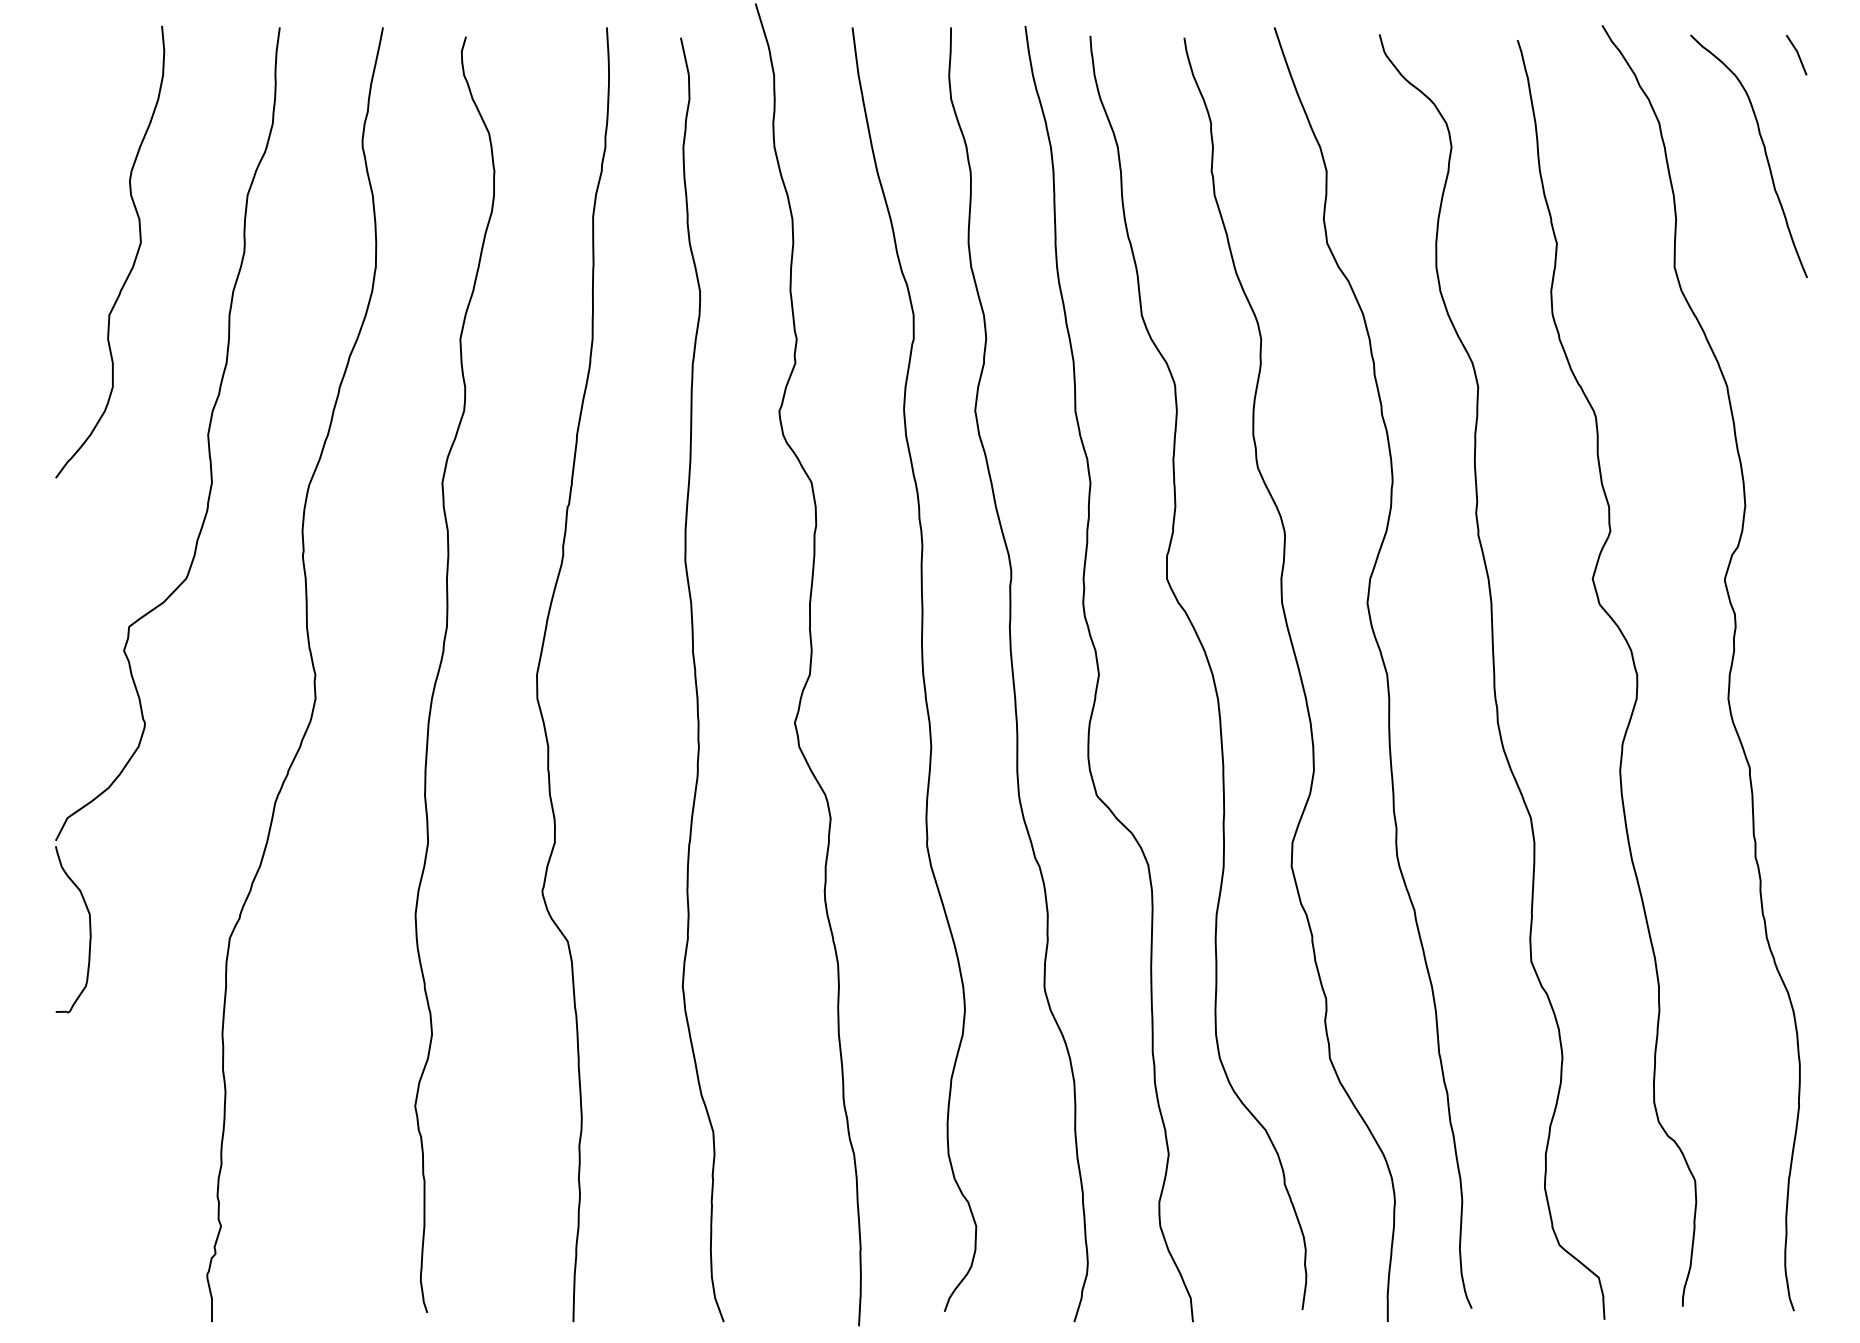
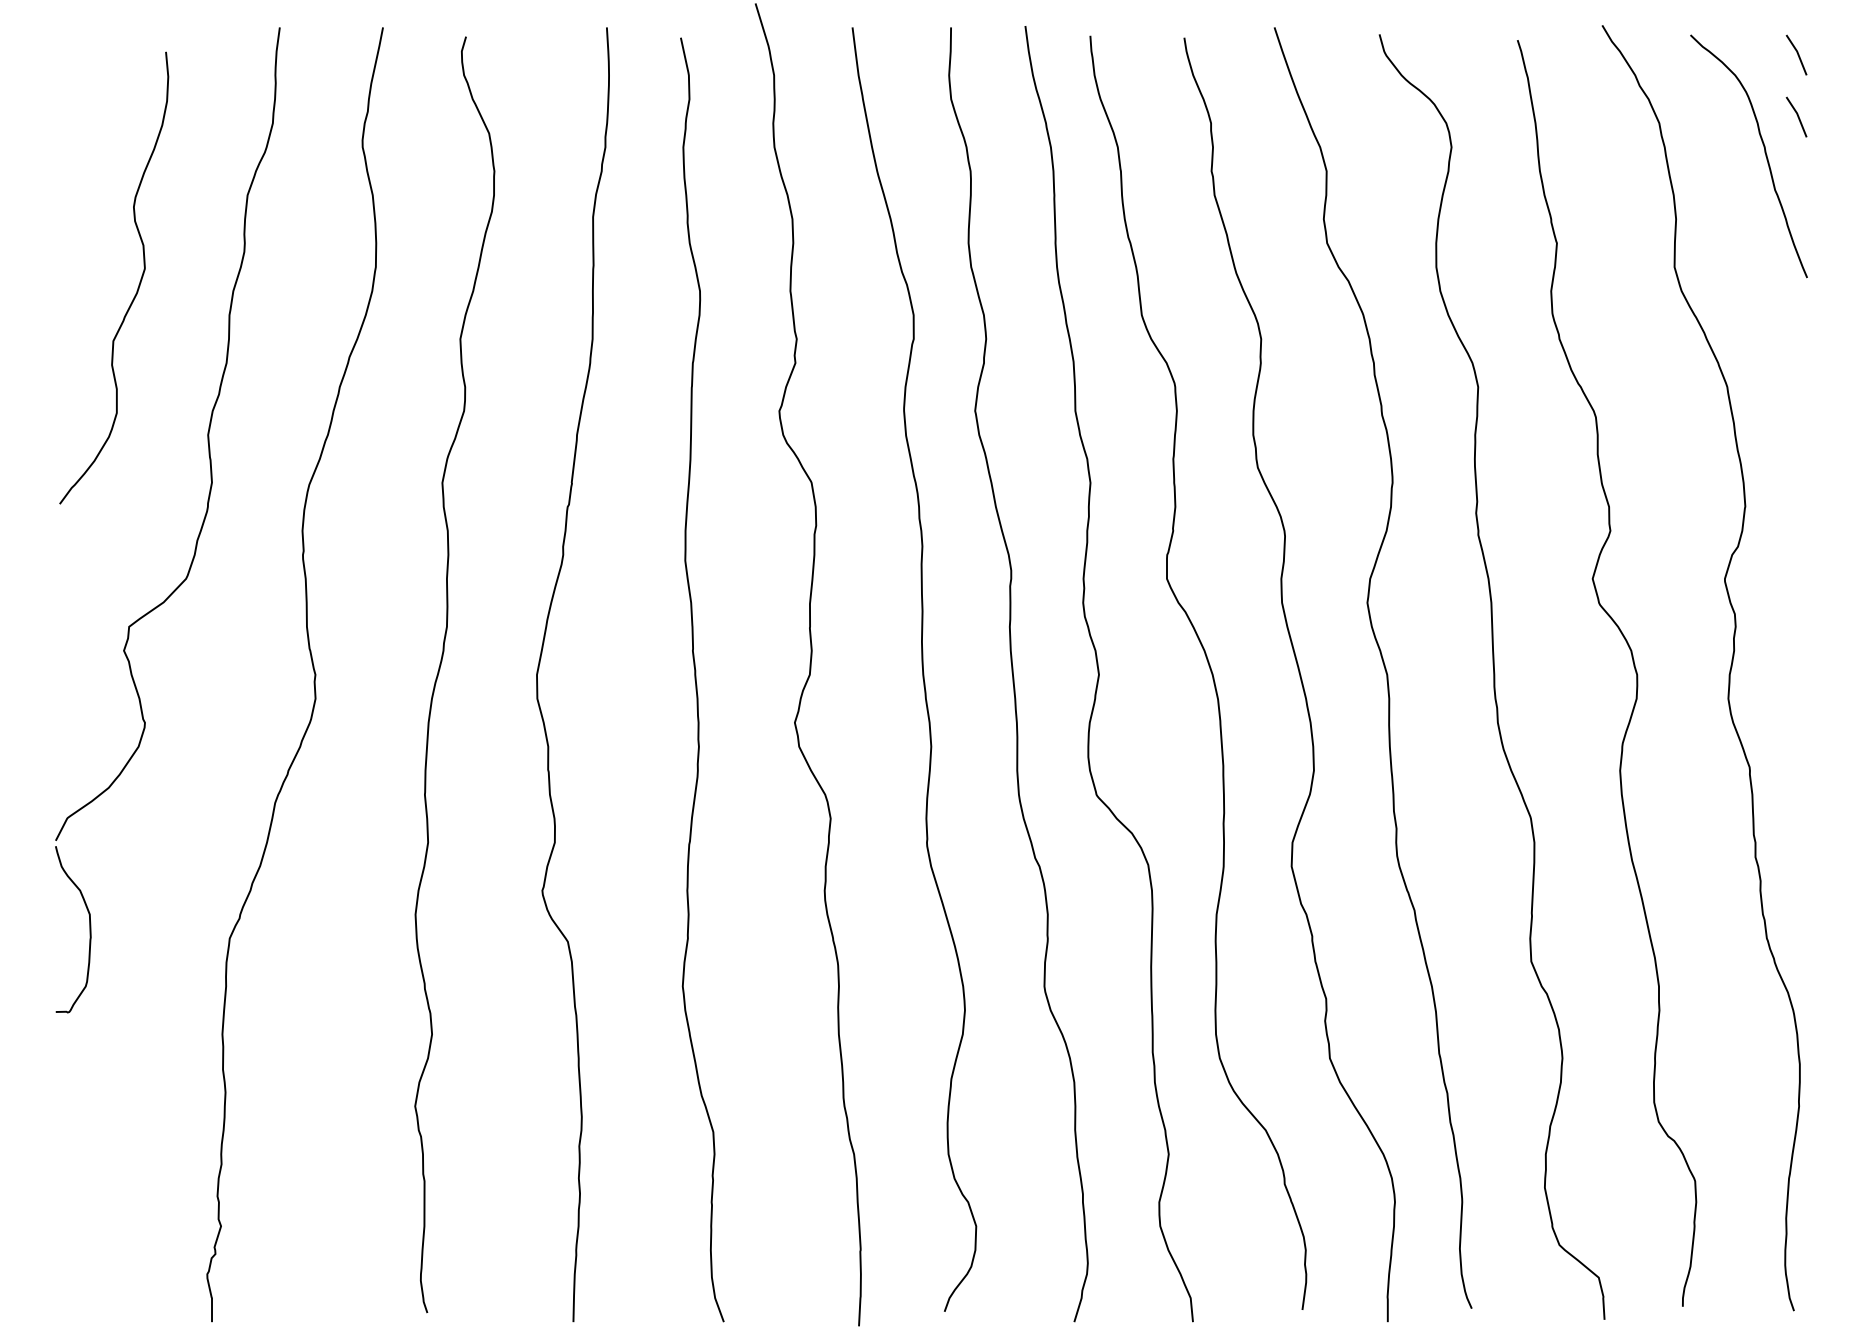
line: none -> present (1797, 116)
curve position: (134, 258) -> (138, 284) (138, 284)
